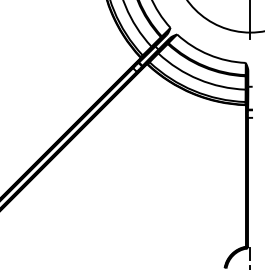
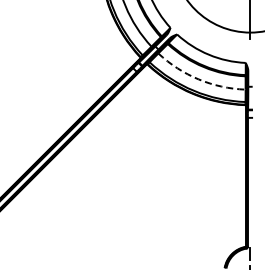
arc: solid -> dashed (198, 79)
